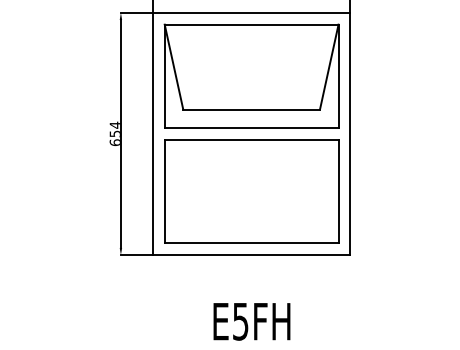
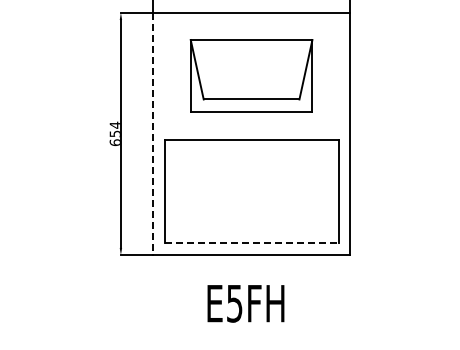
part size: 177x106 px -> 125x74 px (251, 75)
line: solid -> dashed (152, 134)
line: solid -> dashed (251, 243)
text position: (251, 321) -> (245, 303) (245, 303)
